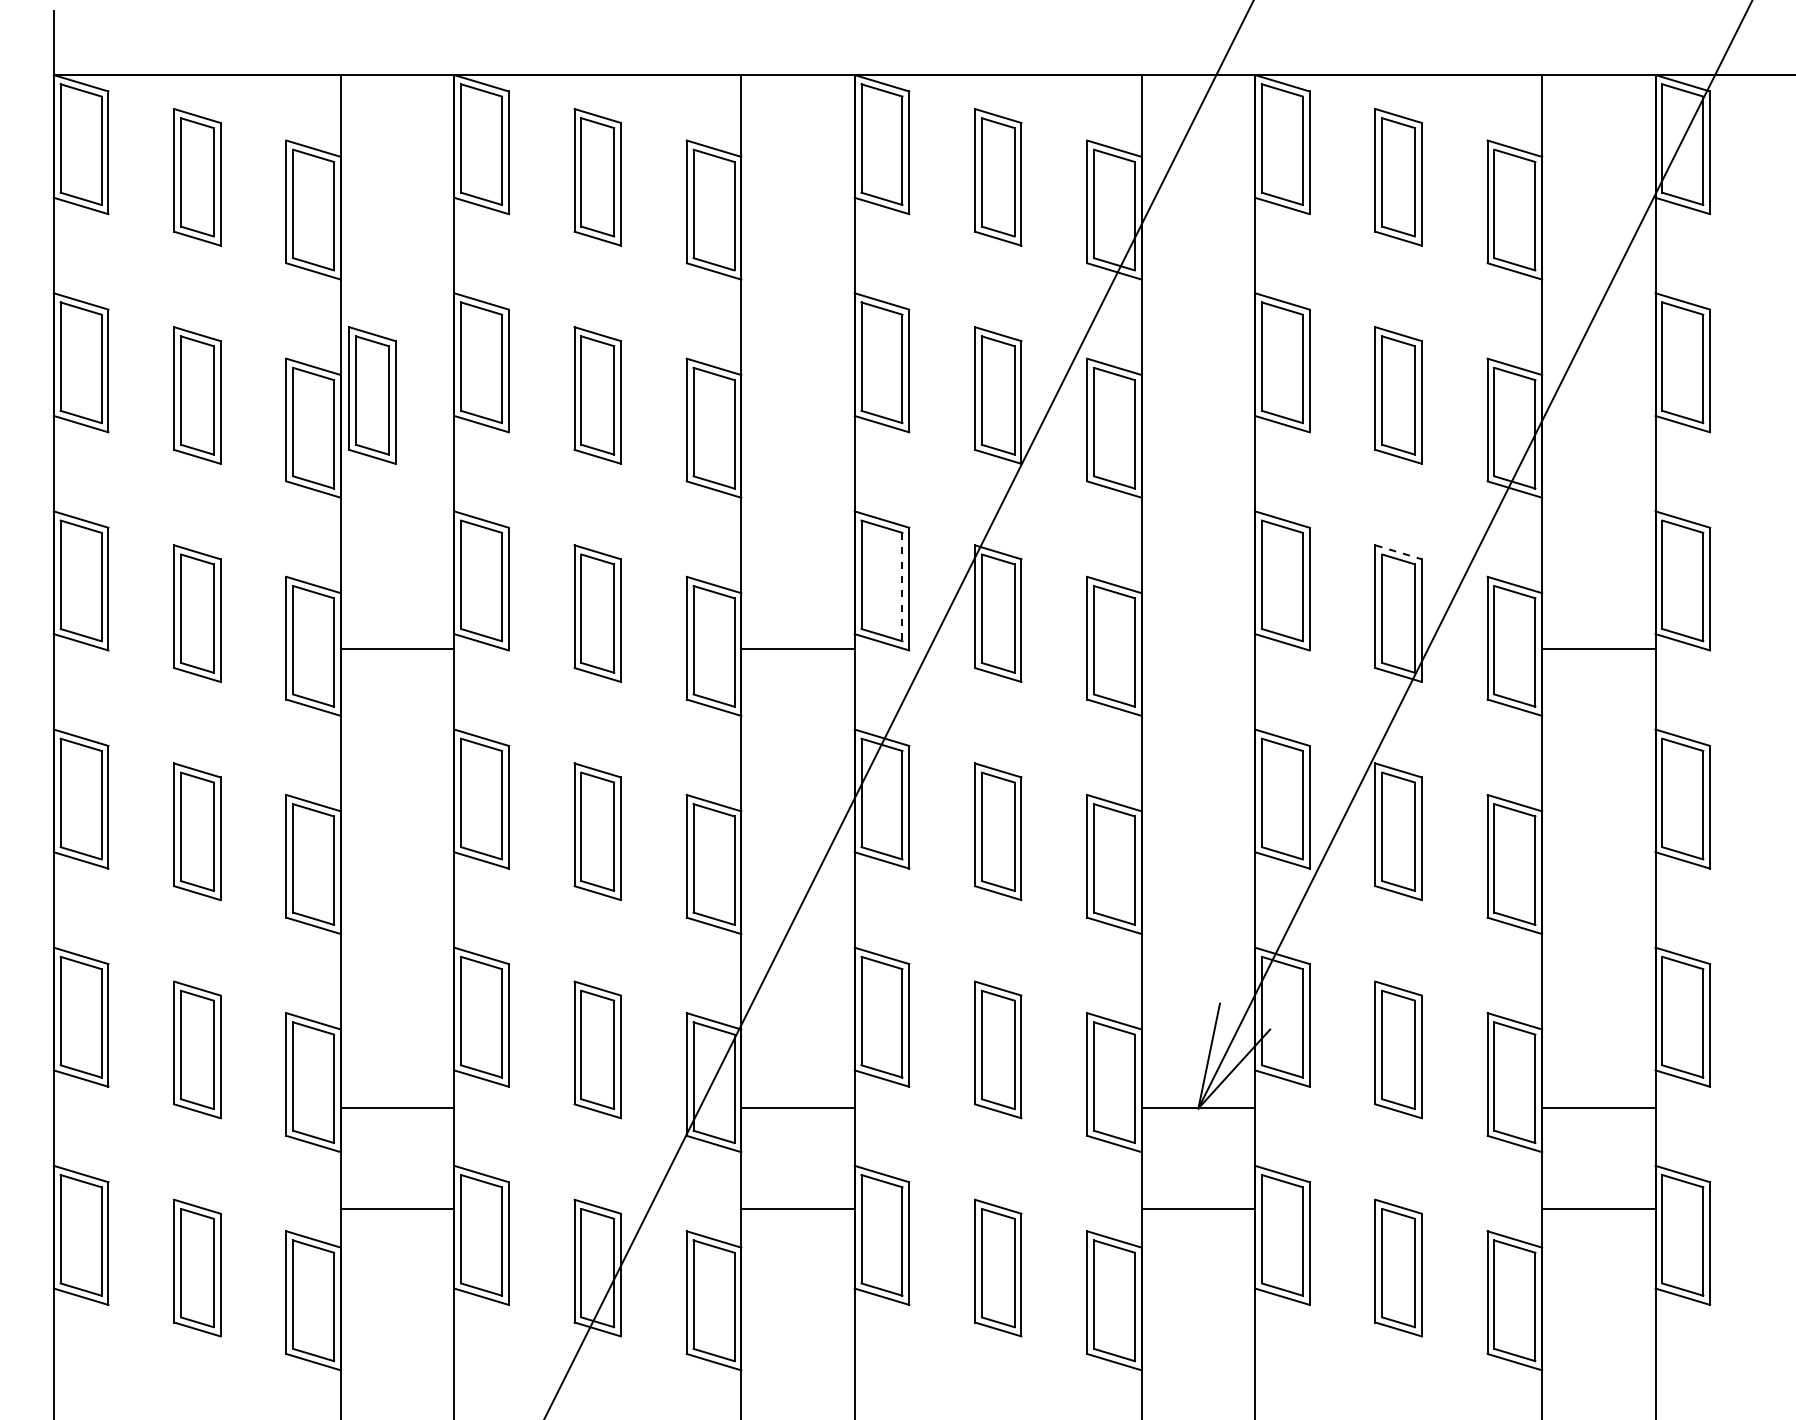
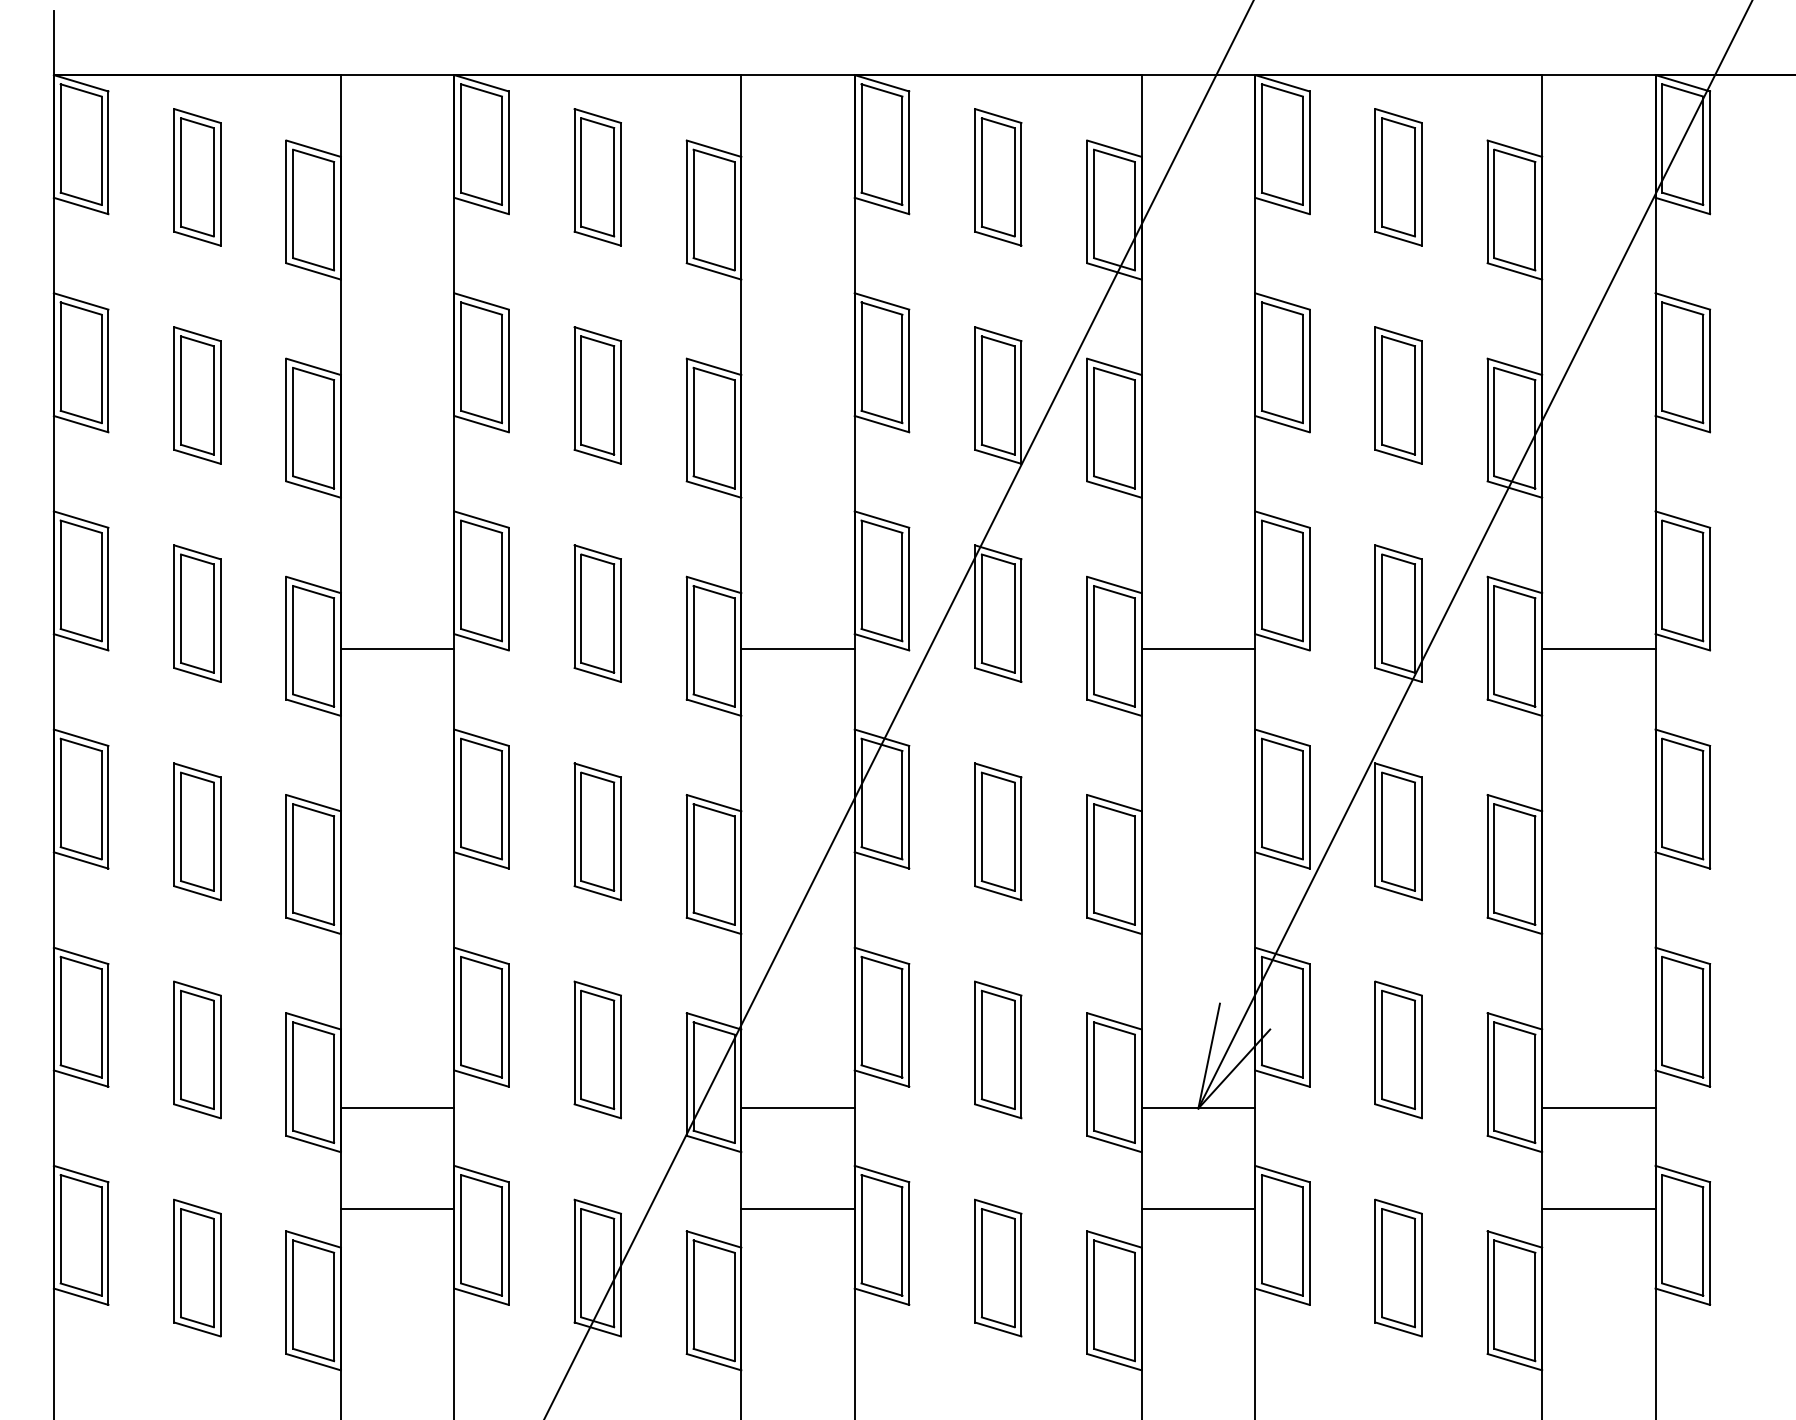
part: present -> none (372, 395)
line: dashed -> solid (1399, 552)
line: dashed -> solid (902, 587)
line: none -> present (1198, 649)
